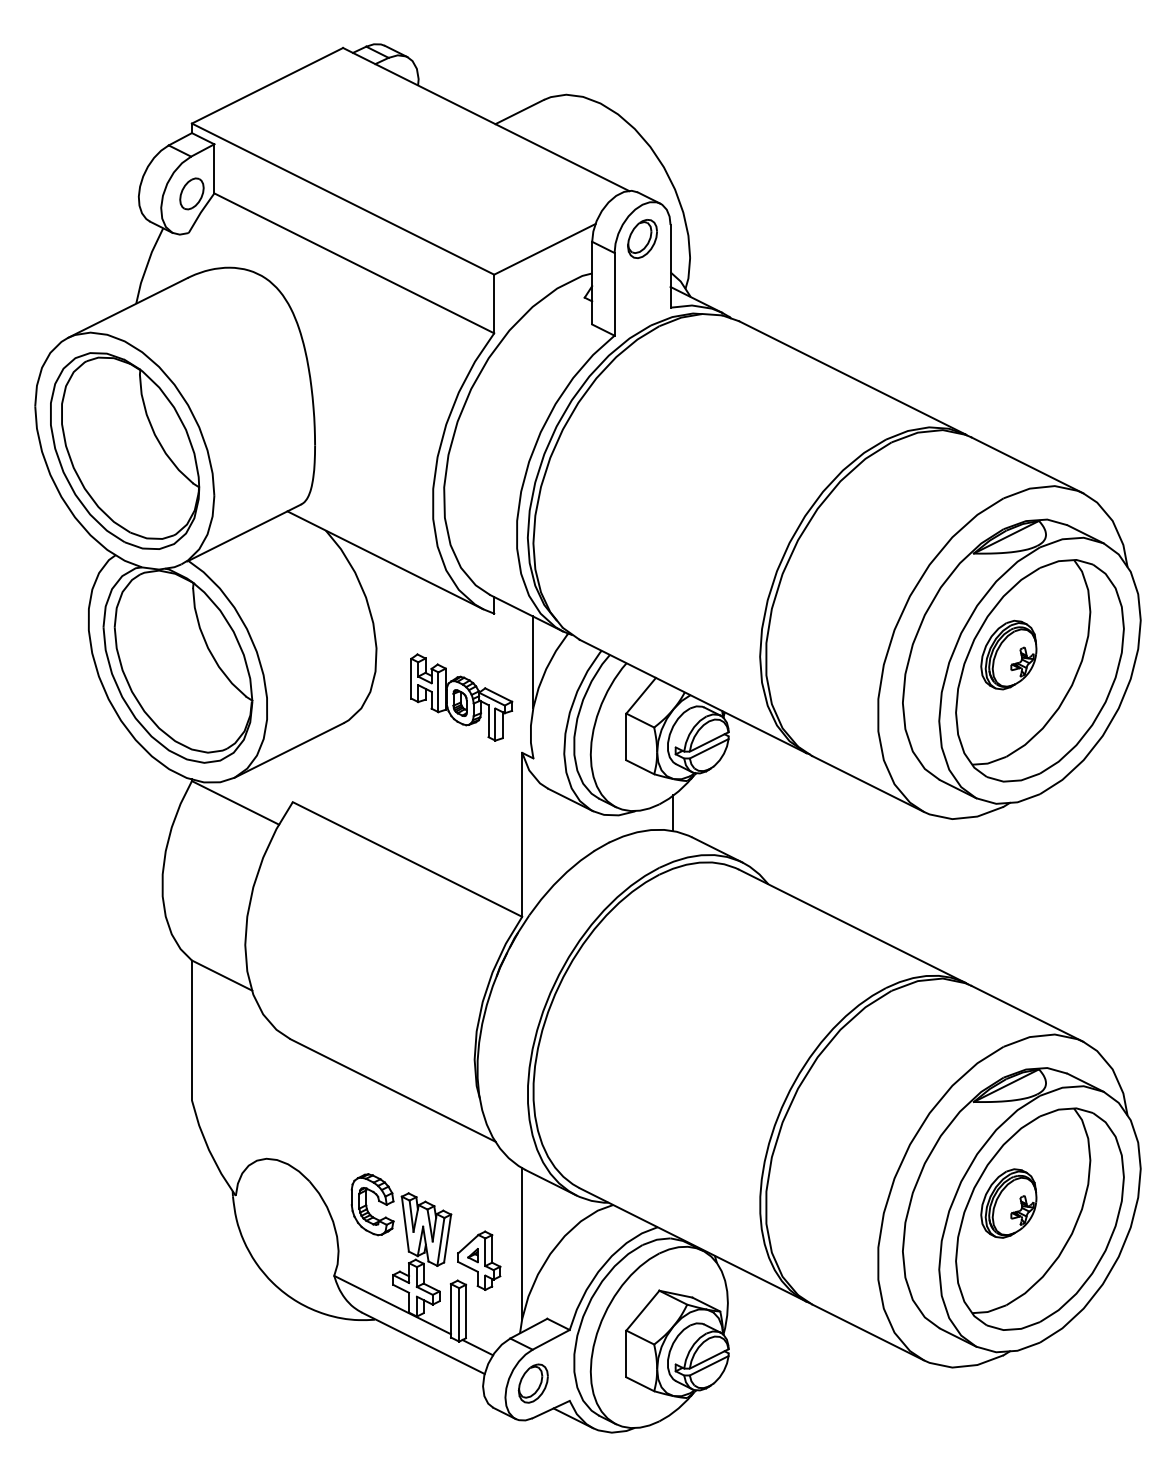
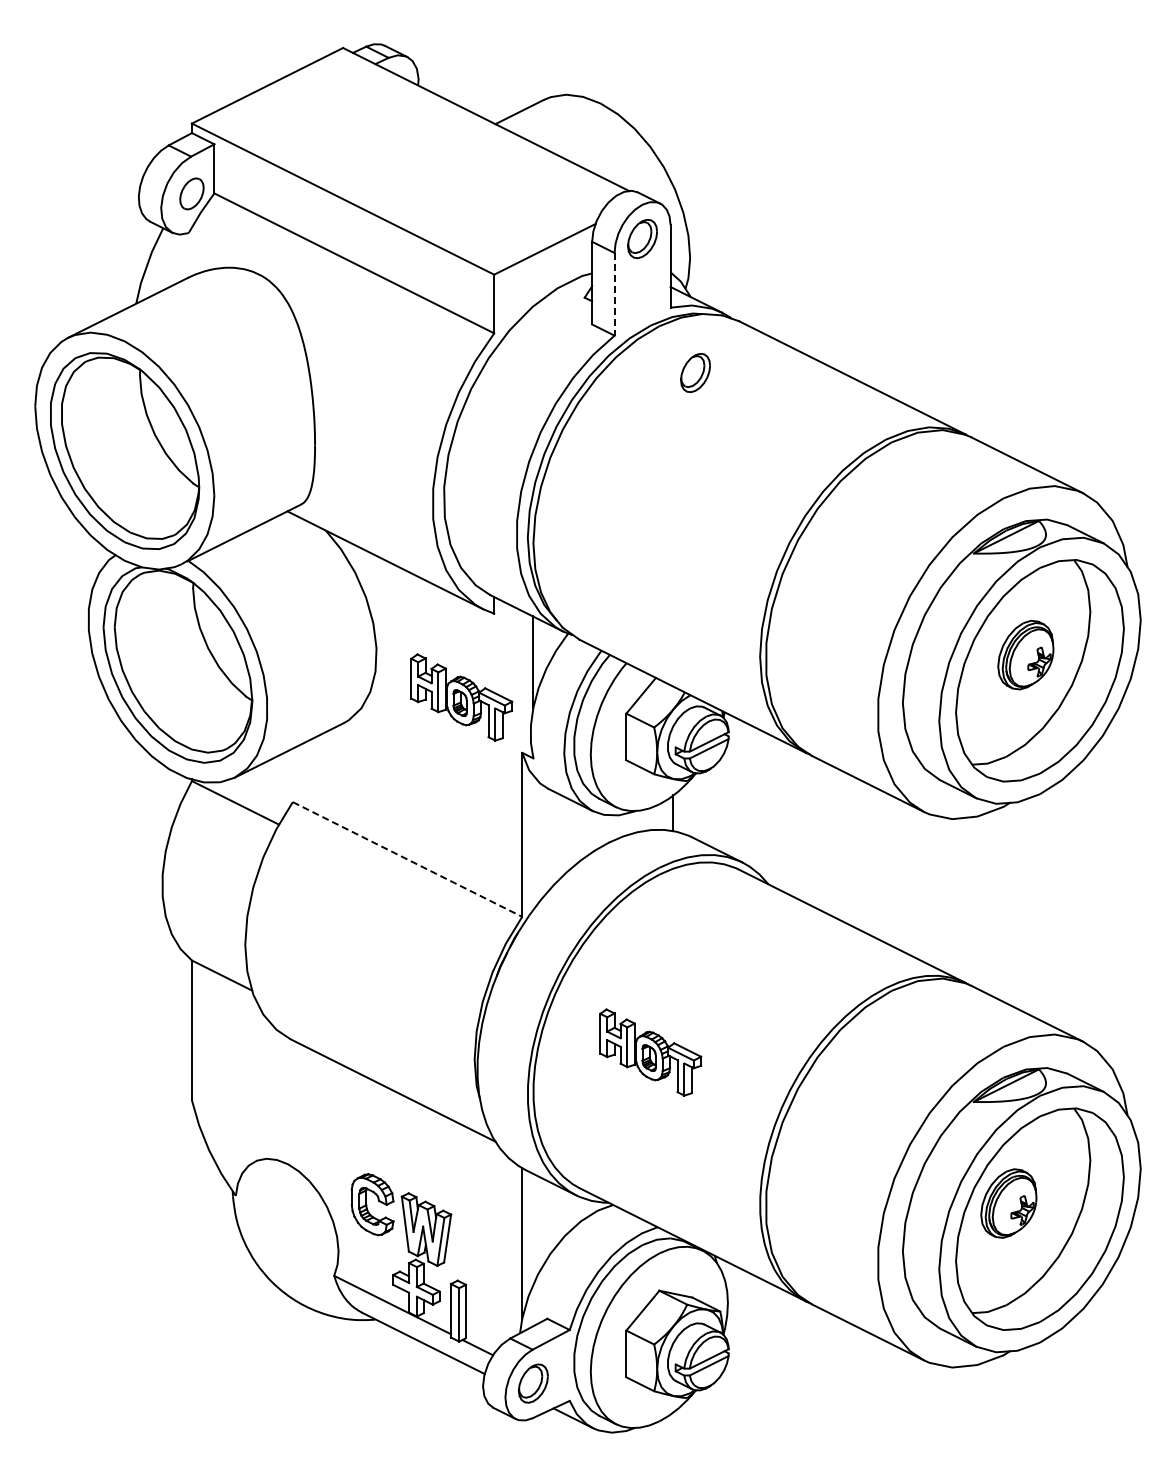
line: solid -> dashed (614, 294)
part: none -> present (695, 372)
part position: (1008, 654) -> (1025, 654) (1025, 654)
line: solid -> dashed (407, 859)
part: none -> present (650, 1052)
part: present -> none (479, 1260)
